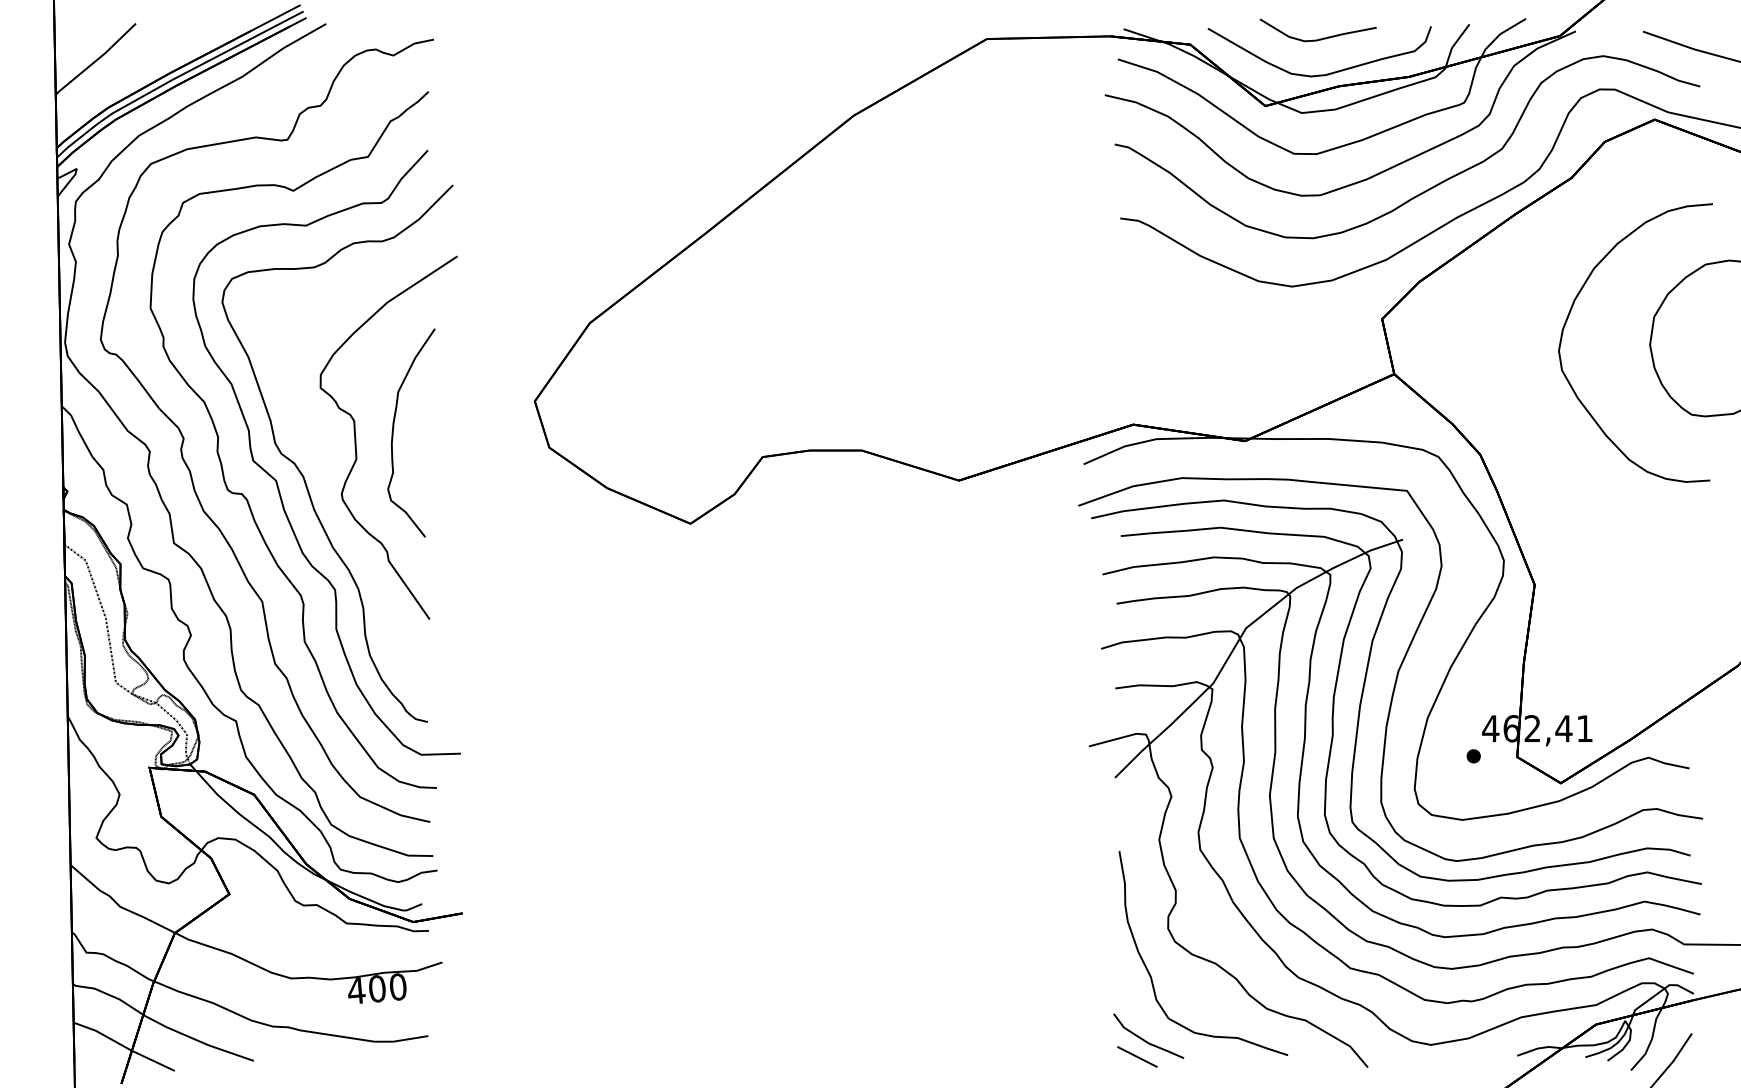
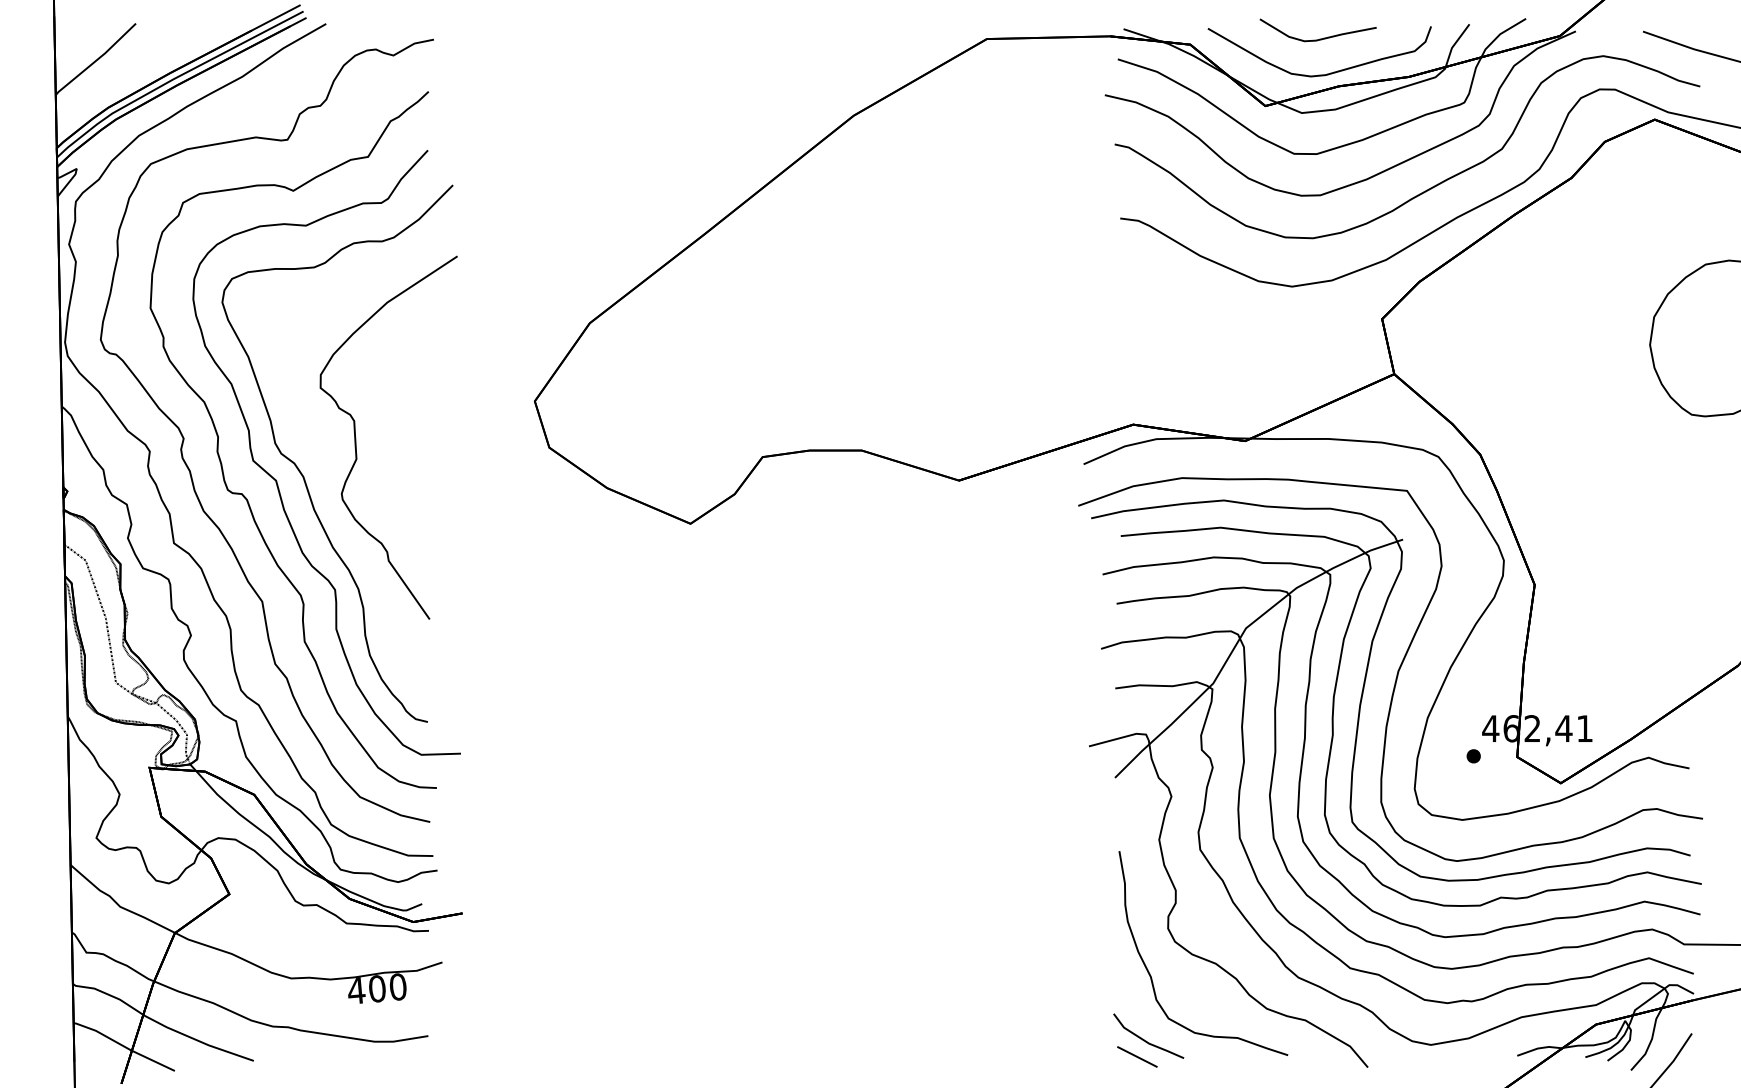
part: present -> none (1569, 316)
part: present -> none (394, 427)
